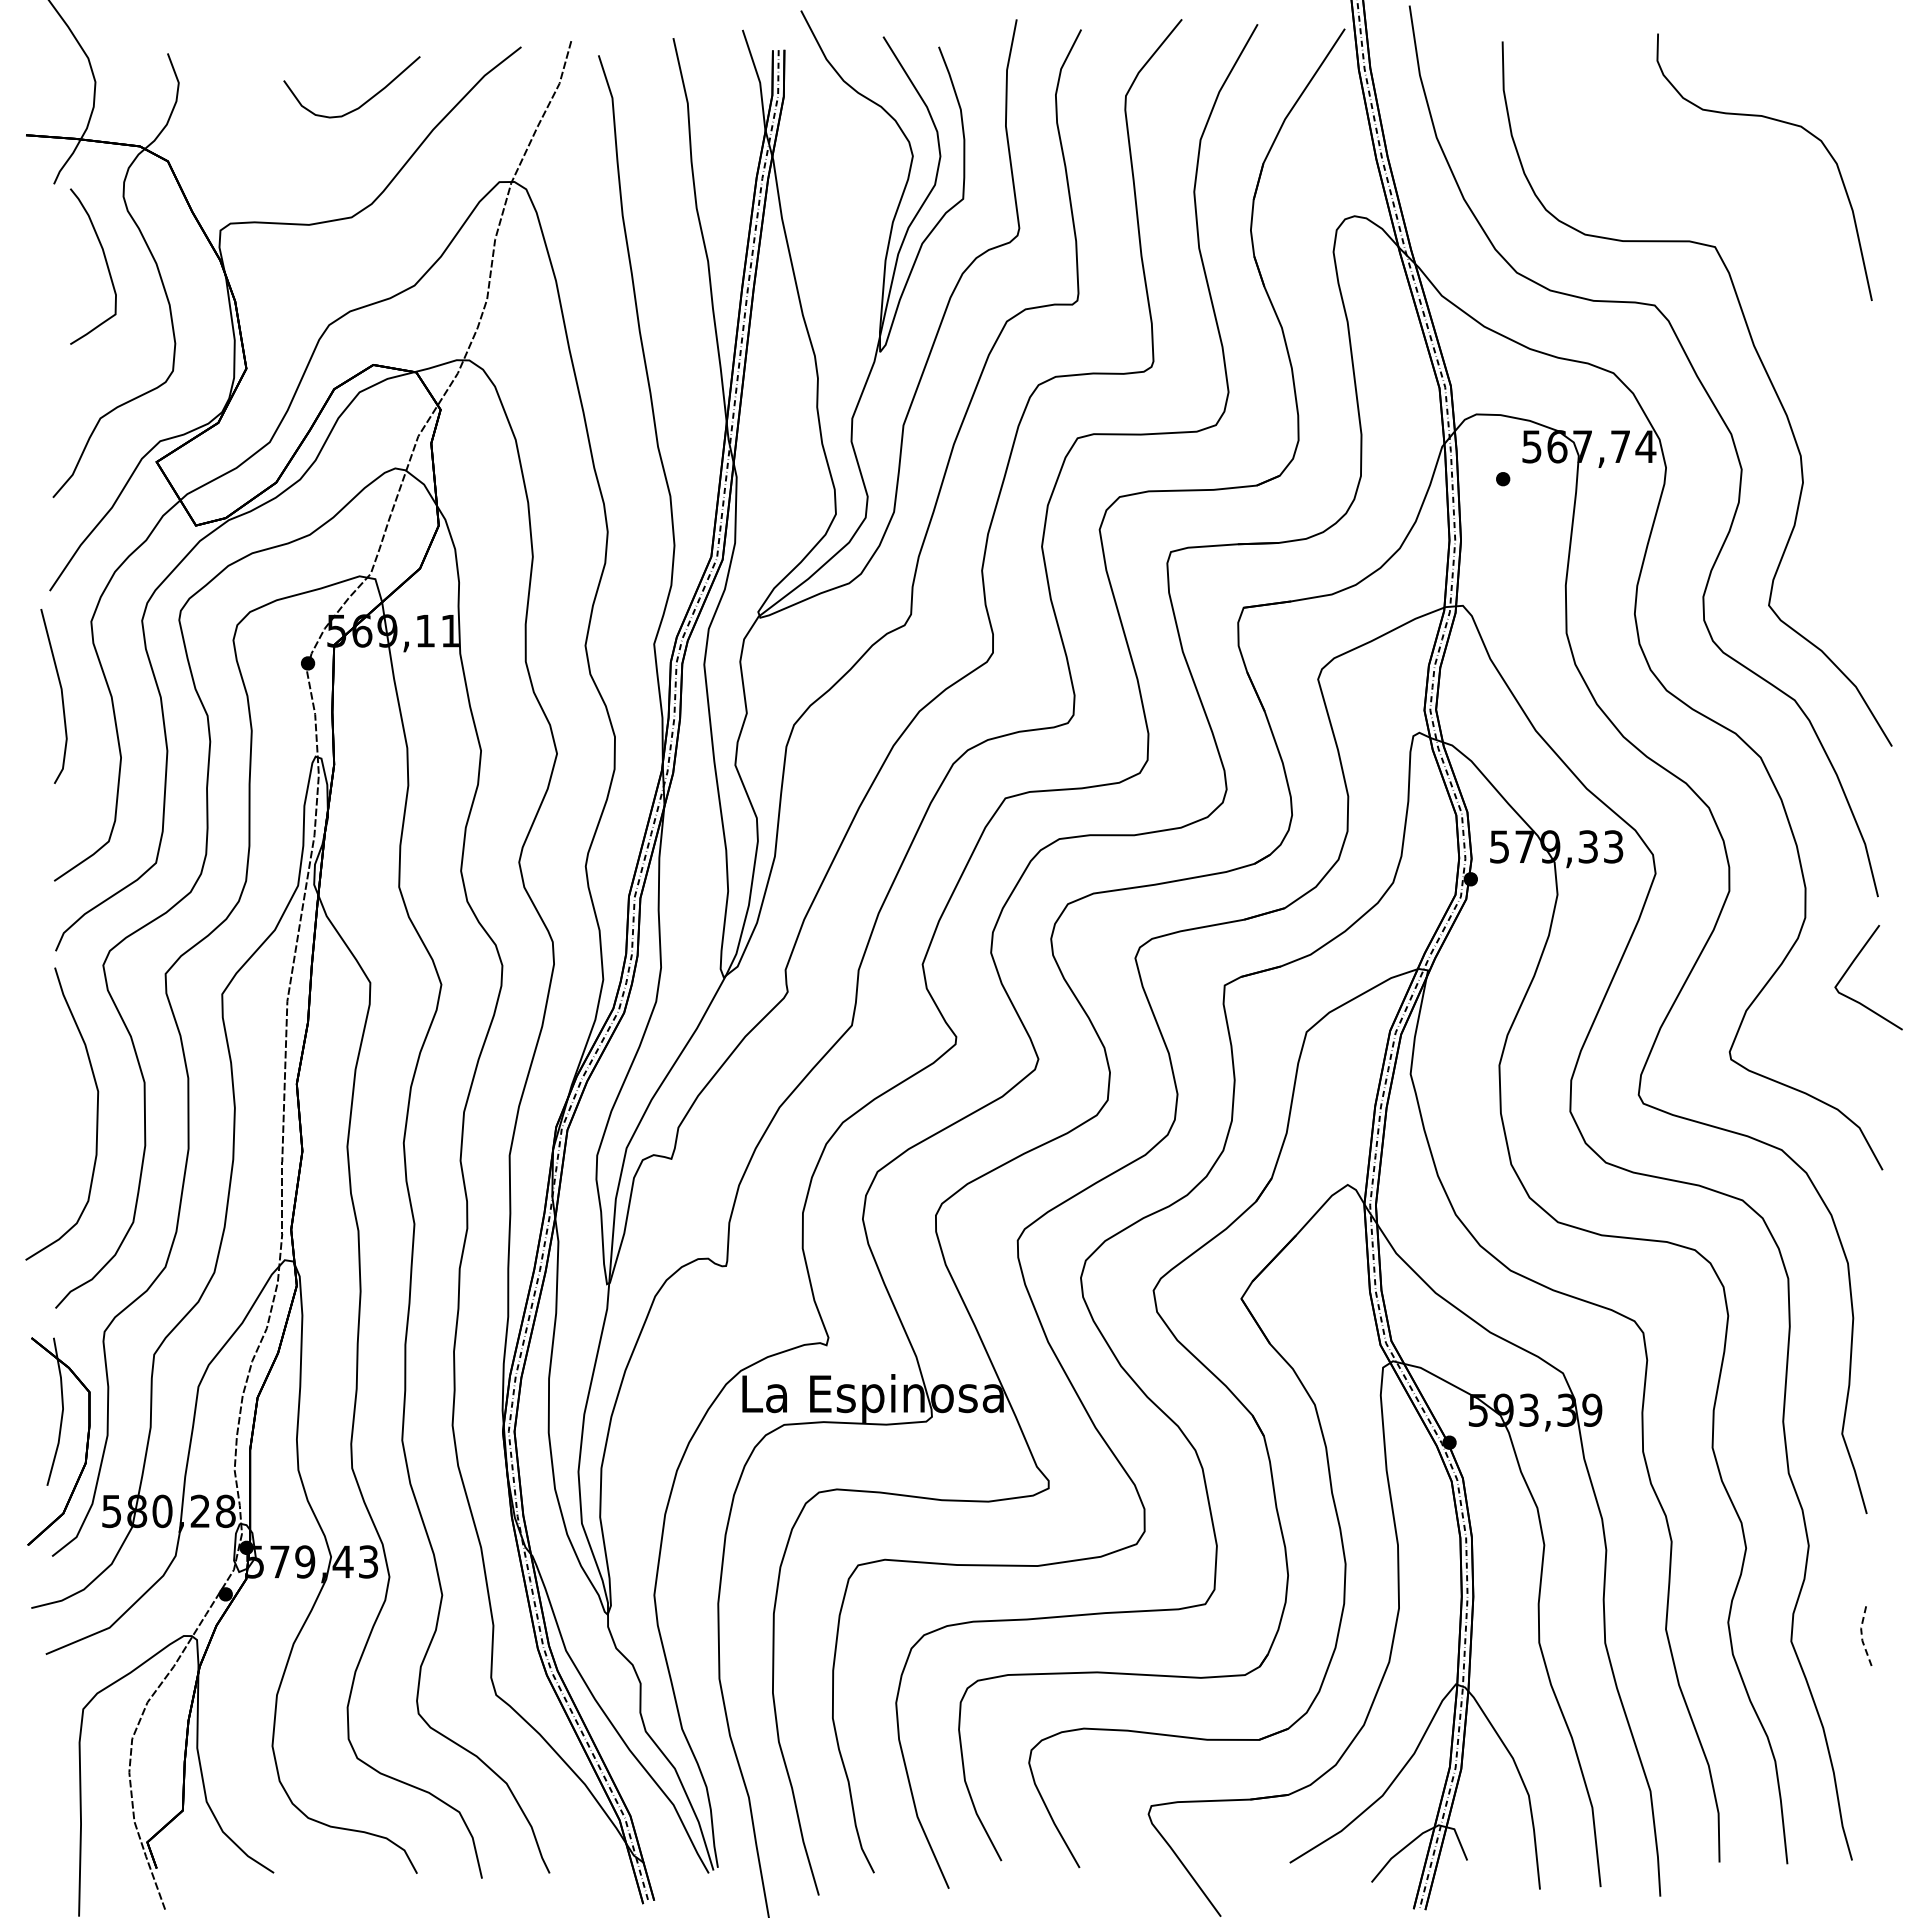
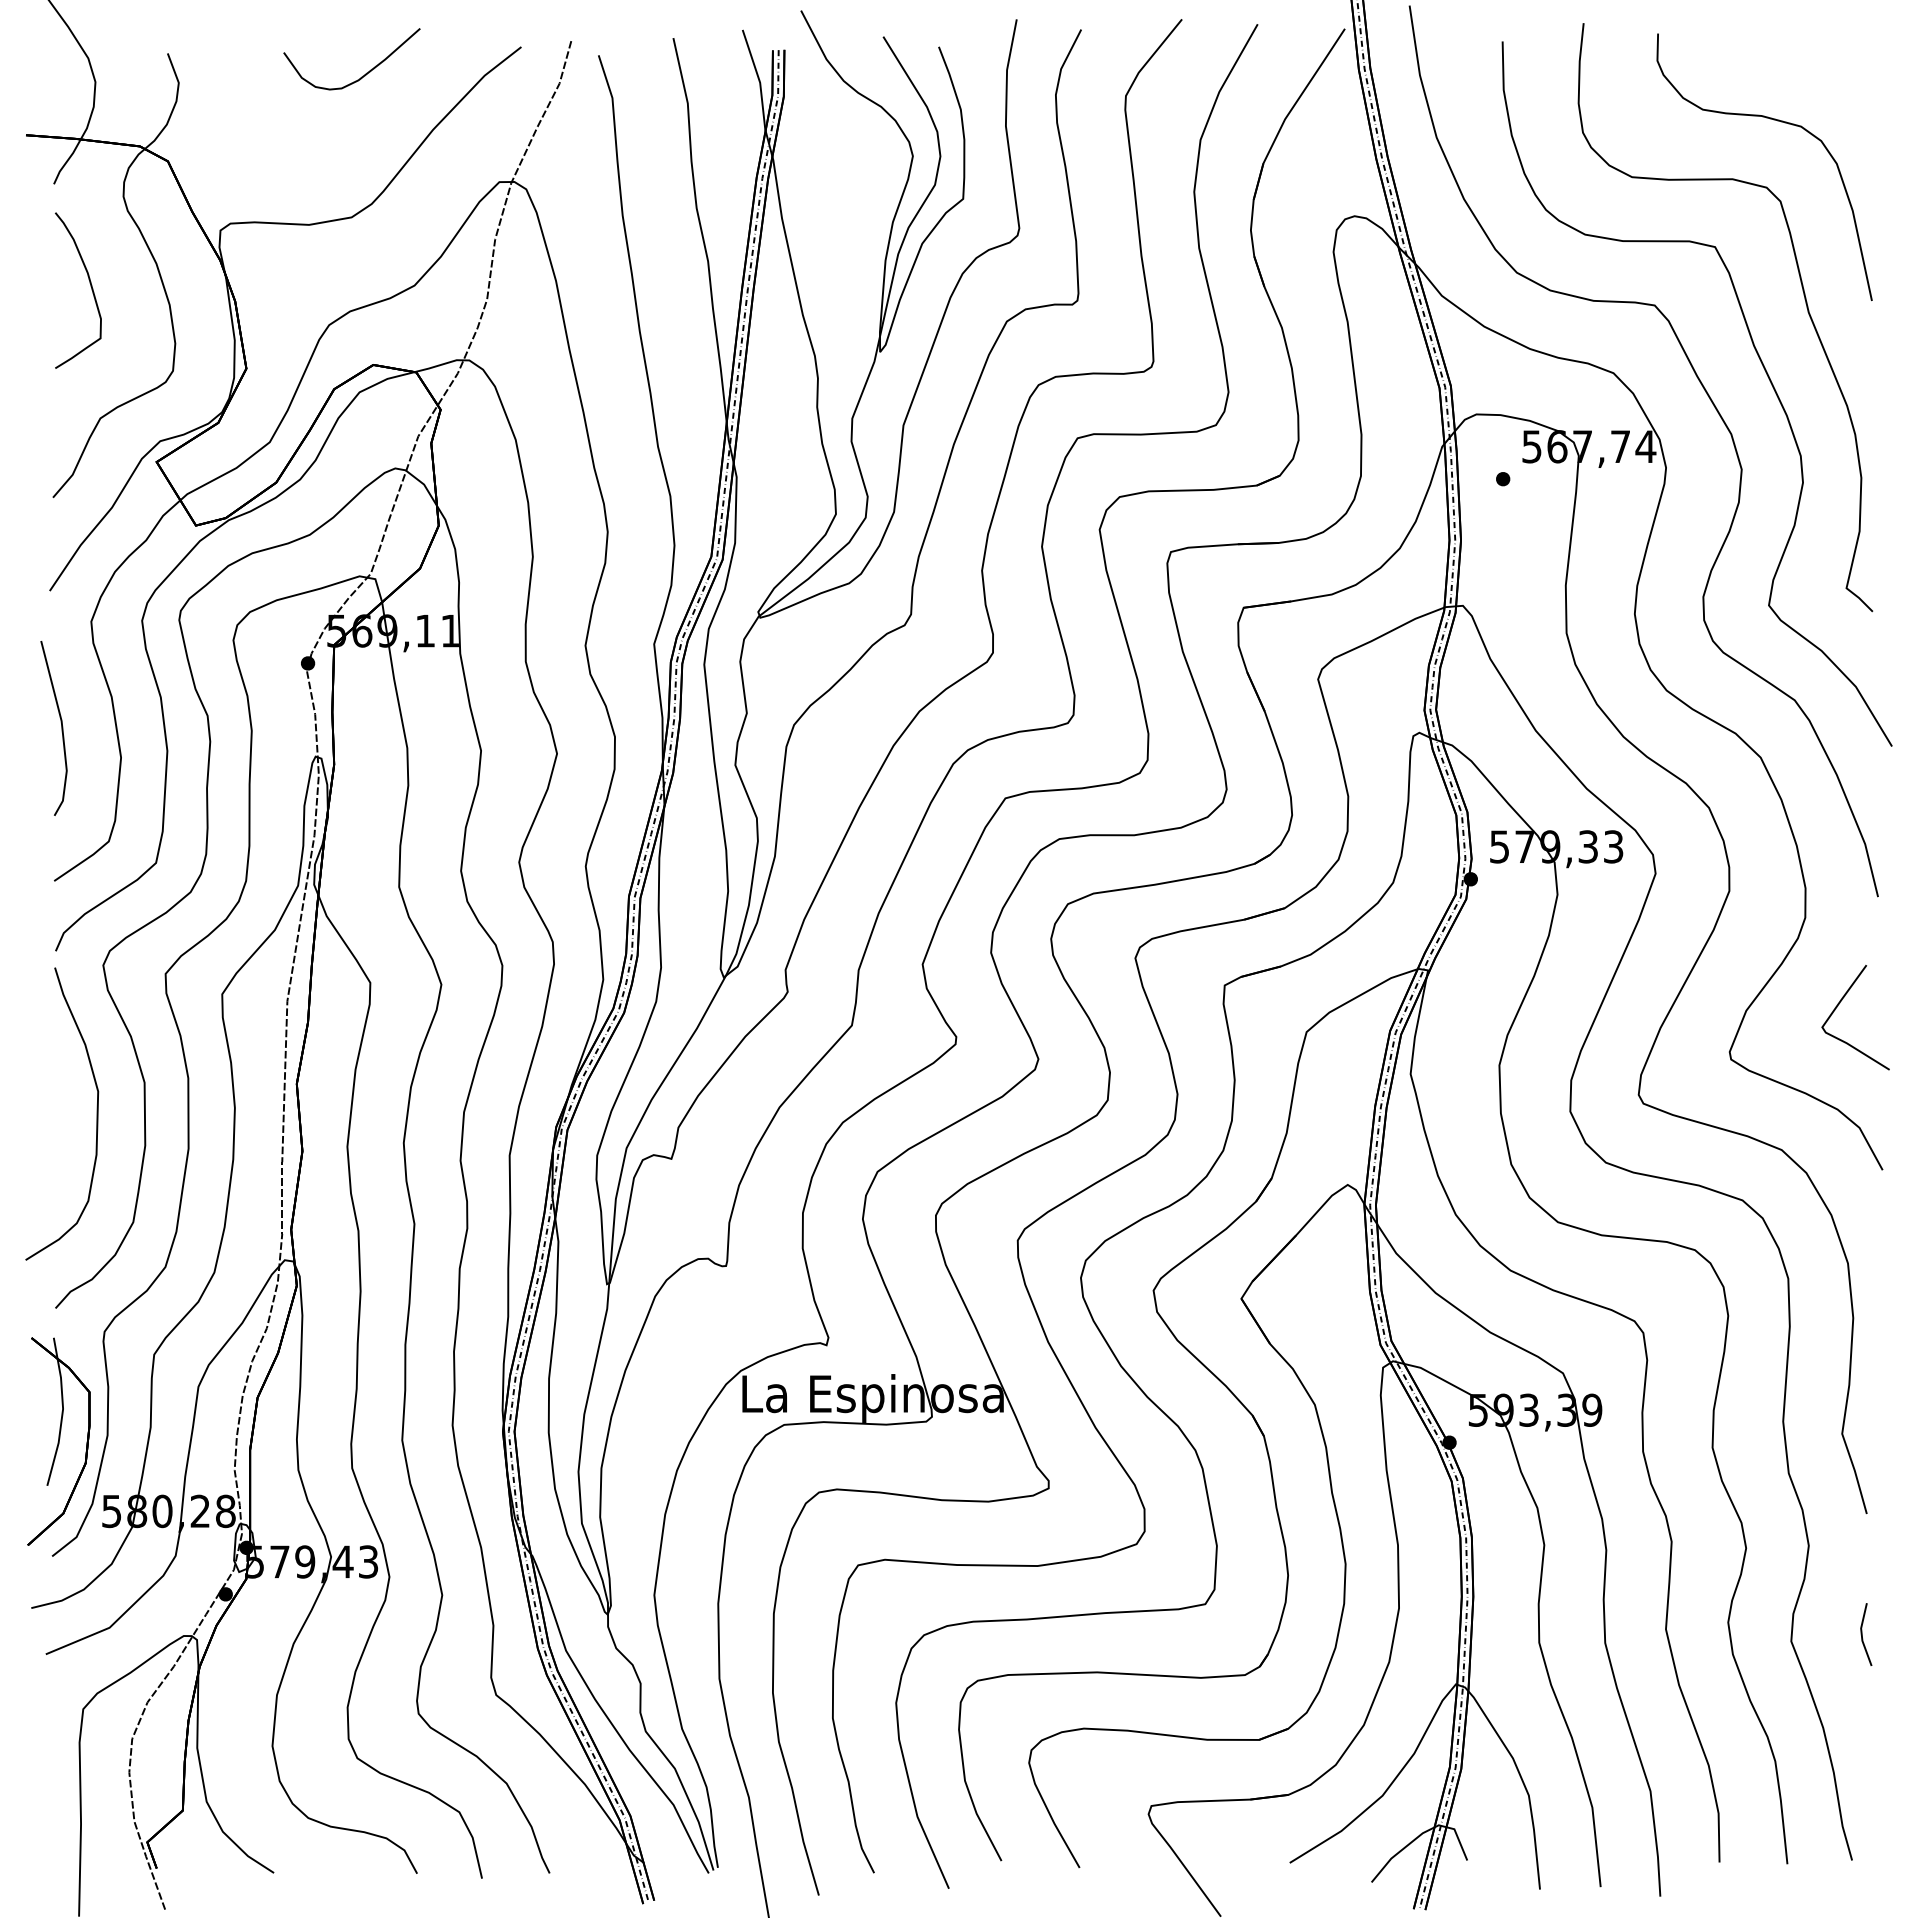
curve position: (361, 104) -> (361, 76) (361, 76)
curve position: (105, 262) -> (90, 286) (90, 286)
curve: none -> present (1804, 299)
line position: (61, 696) -> (61, 728) (61, 728)
curve position: (1853, 963) -> (1840, 1003) (1840, 1003)
line: dashed -> solid (1861, 1635)
